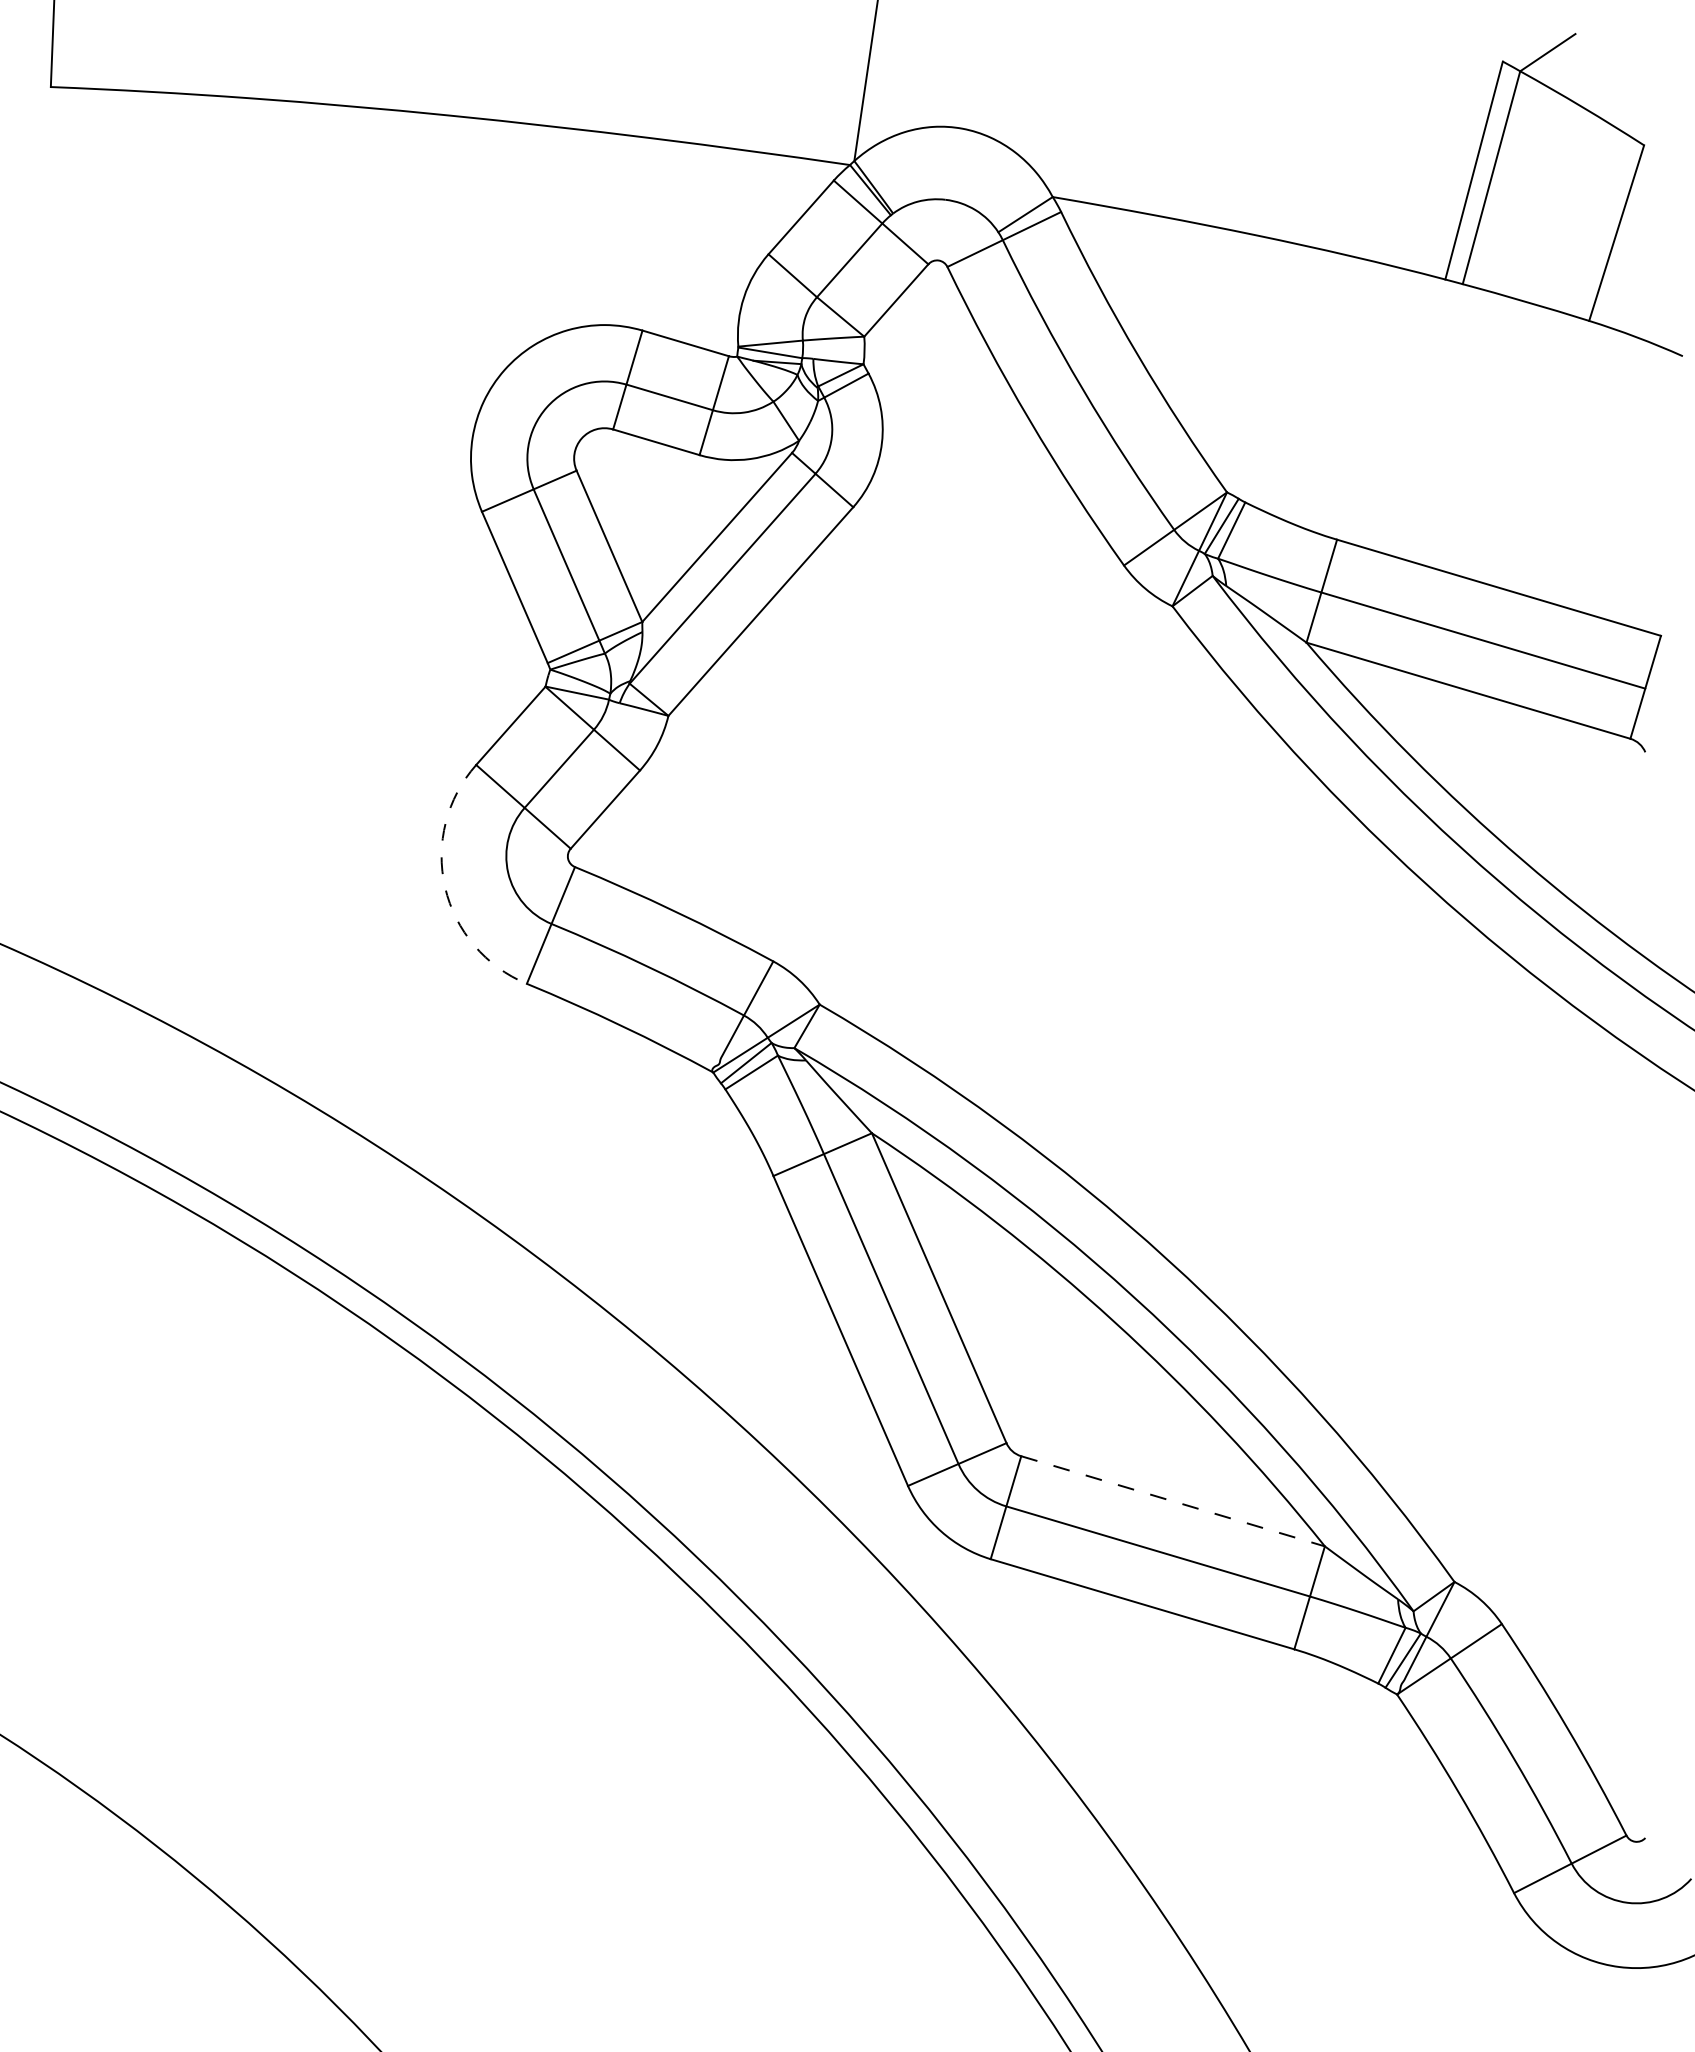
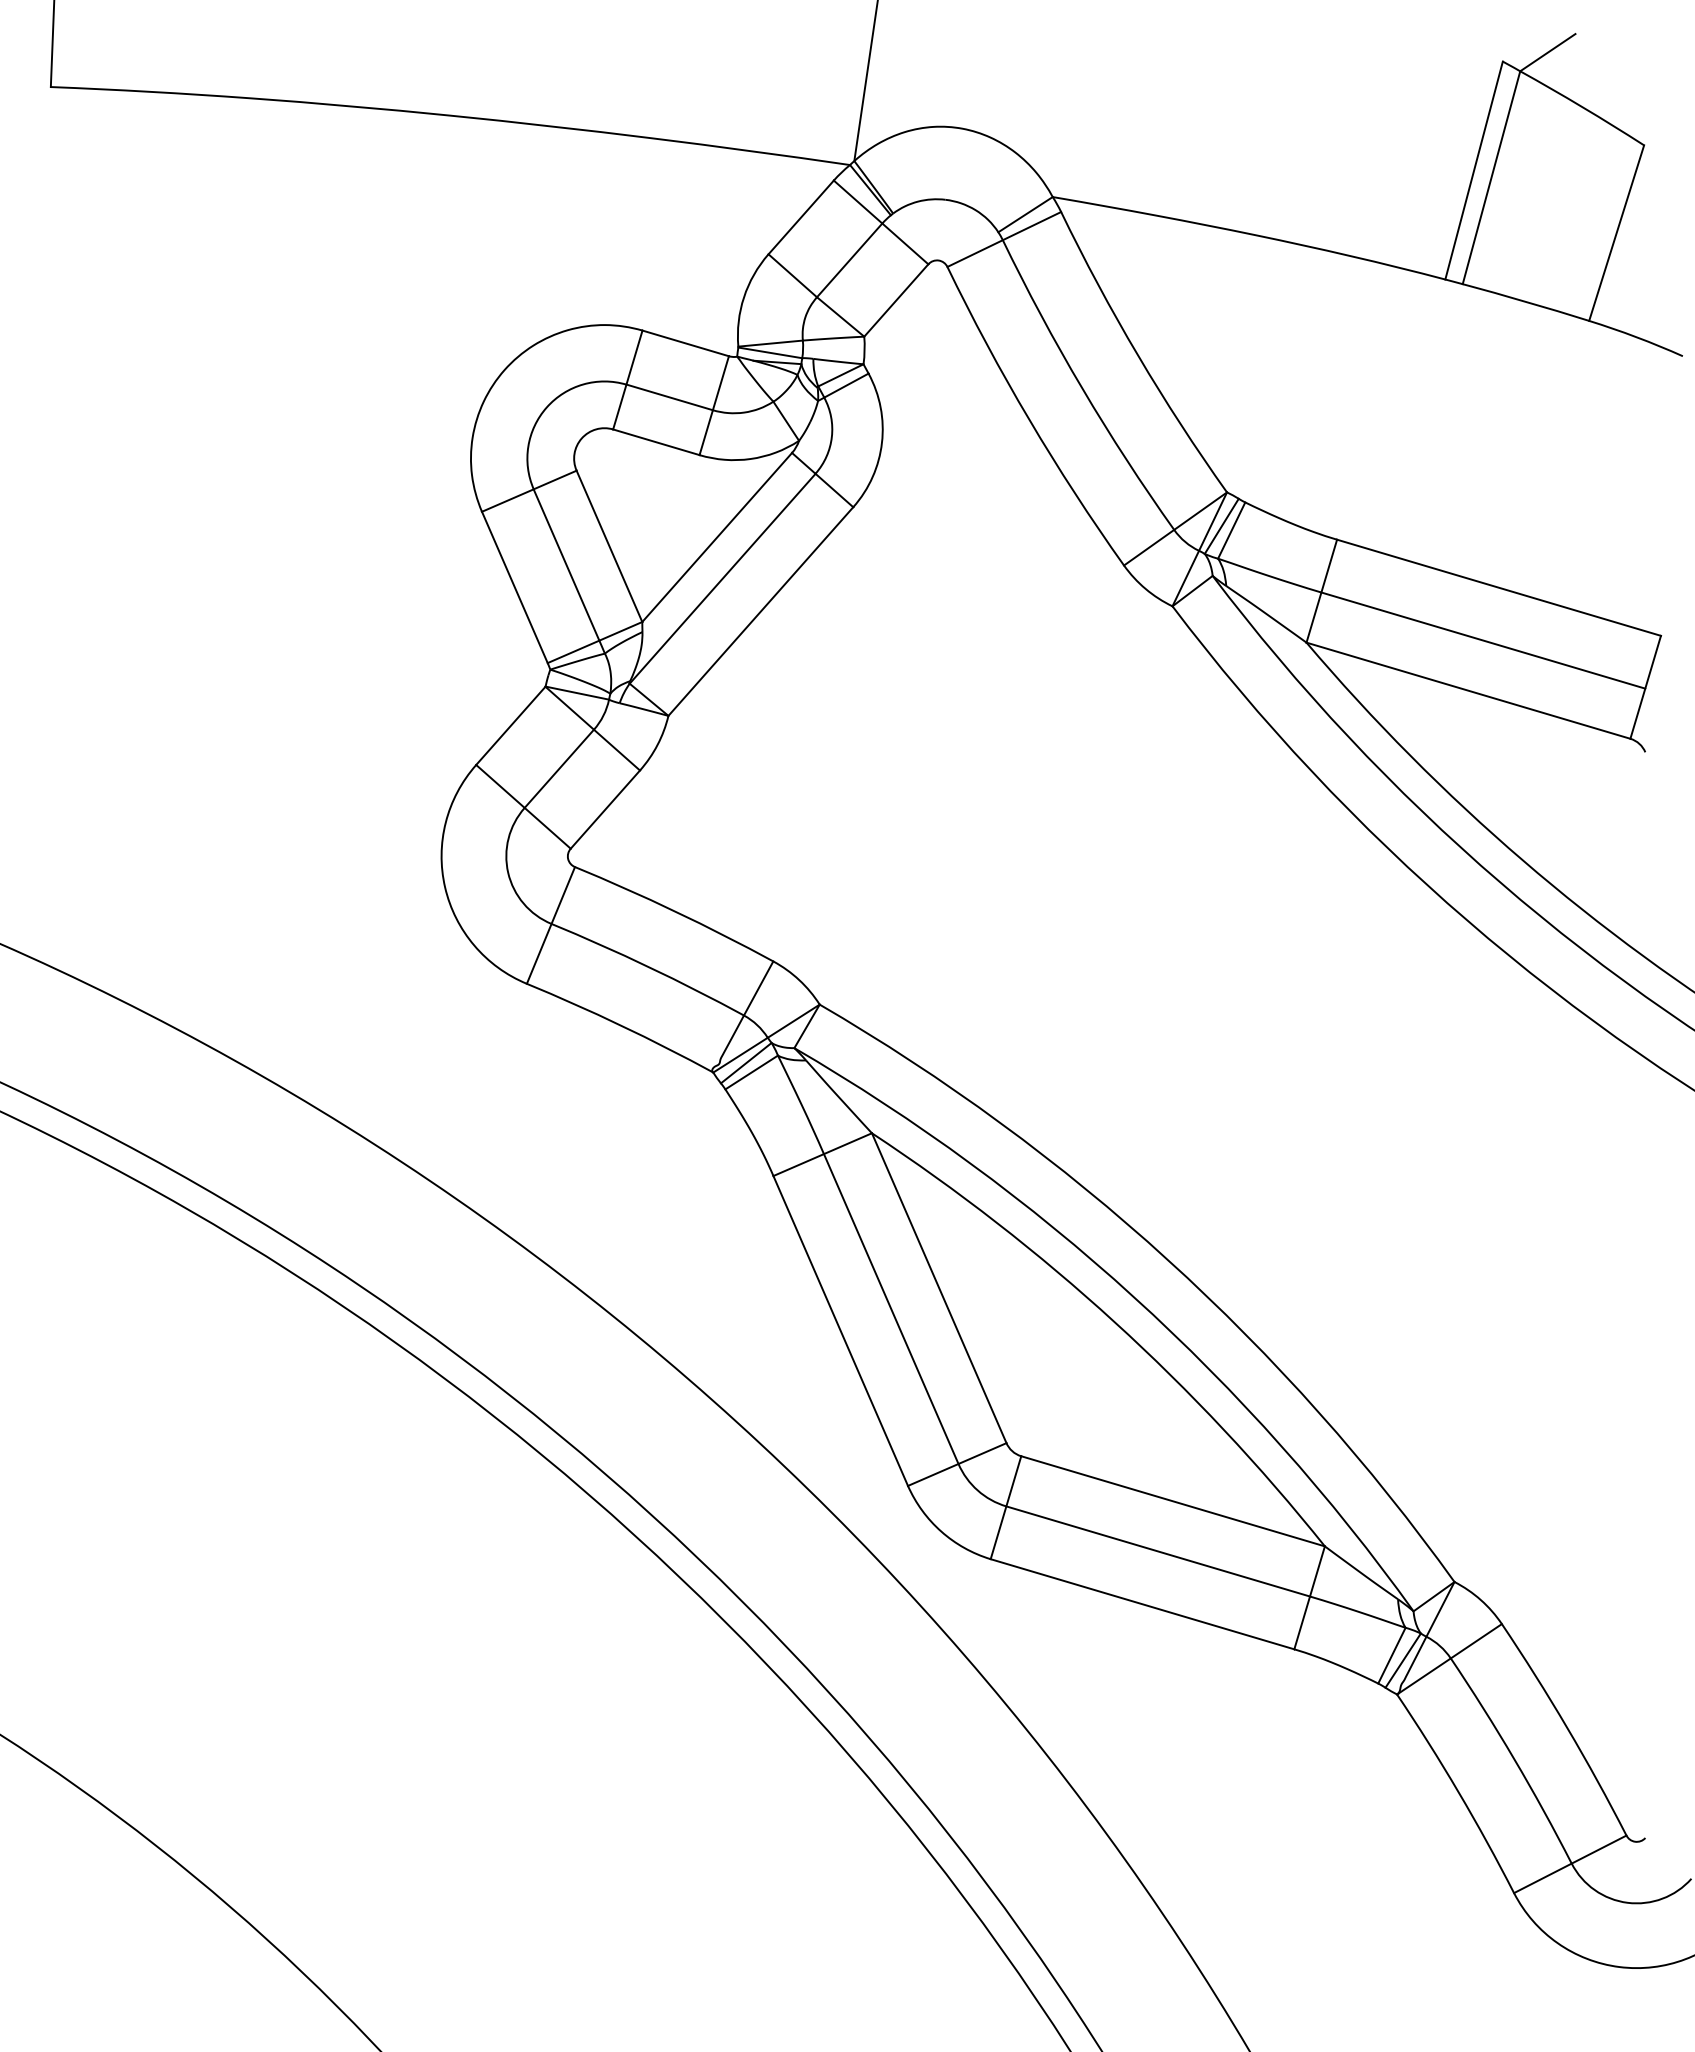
arc: dashed -> solid (445, 887)
line: dashed -> solid (1173, 1501)
